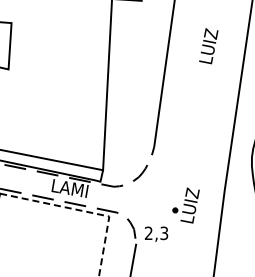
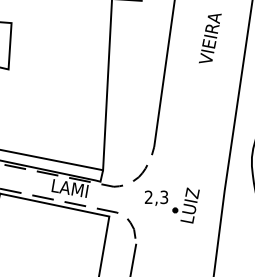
text: LUIZ -> VIEIRA (210, 38)
line: dashed -> solid (84, 211)
text position: (156, 233) -> (156, 197) (156, 197)
